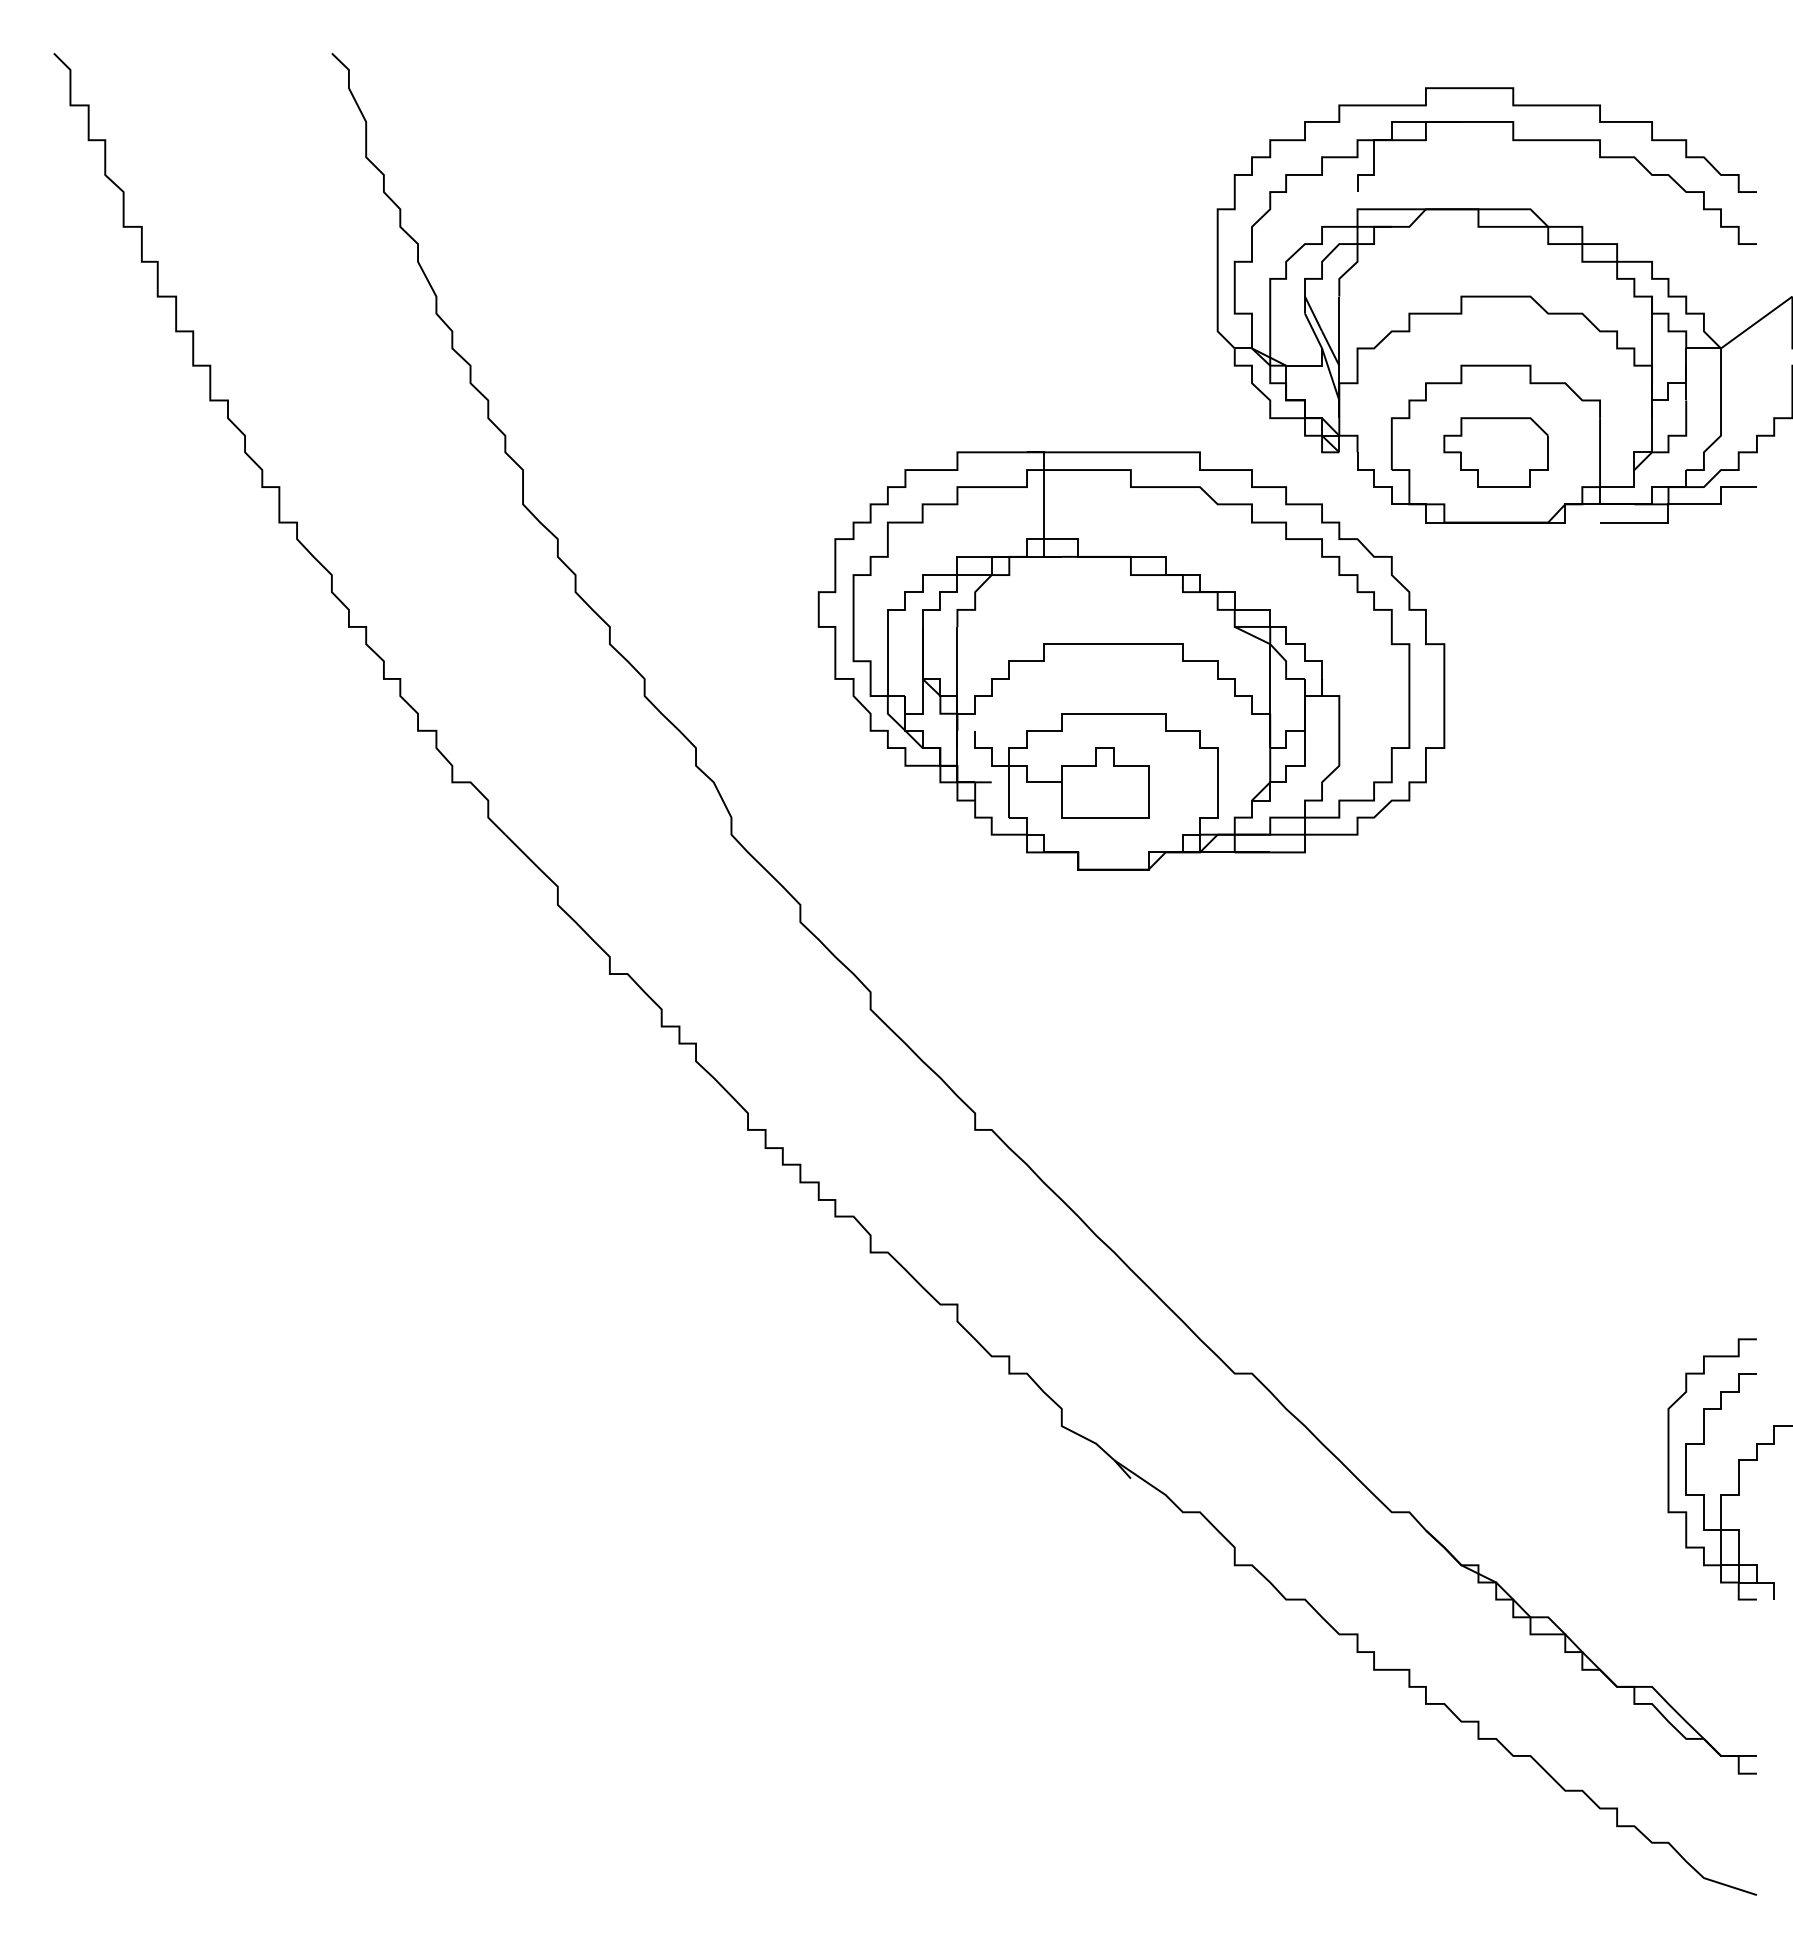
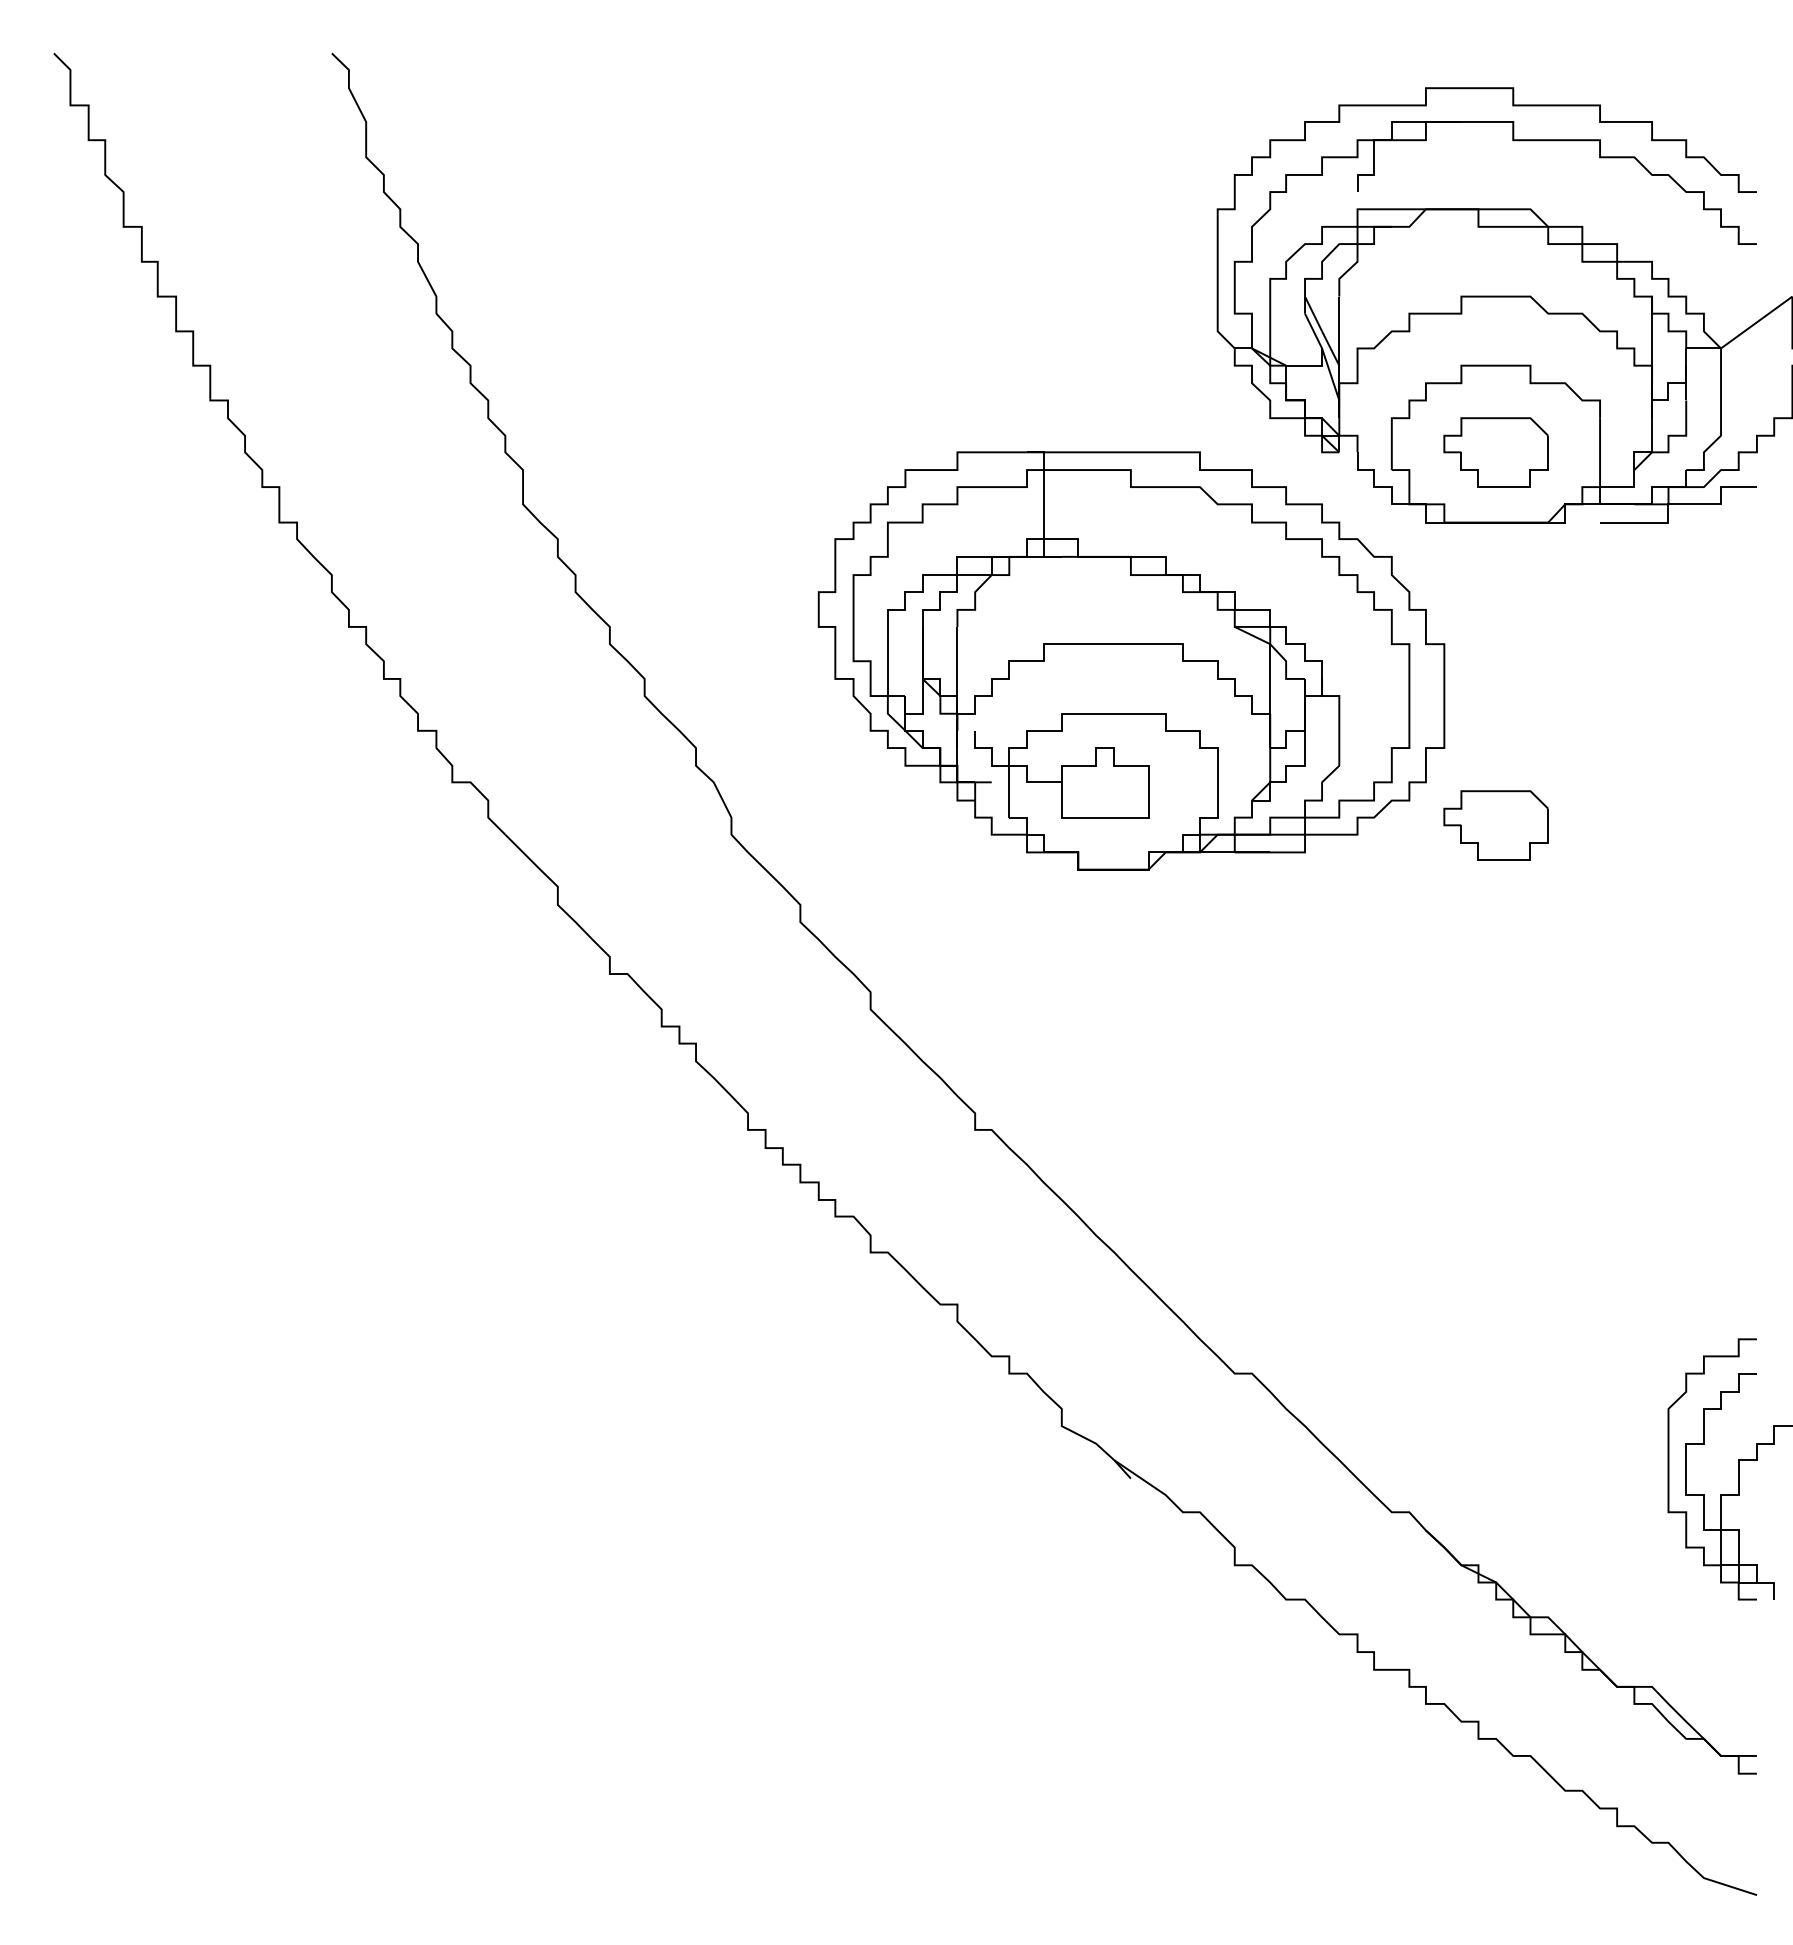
part: none -> present (1495, 825)
